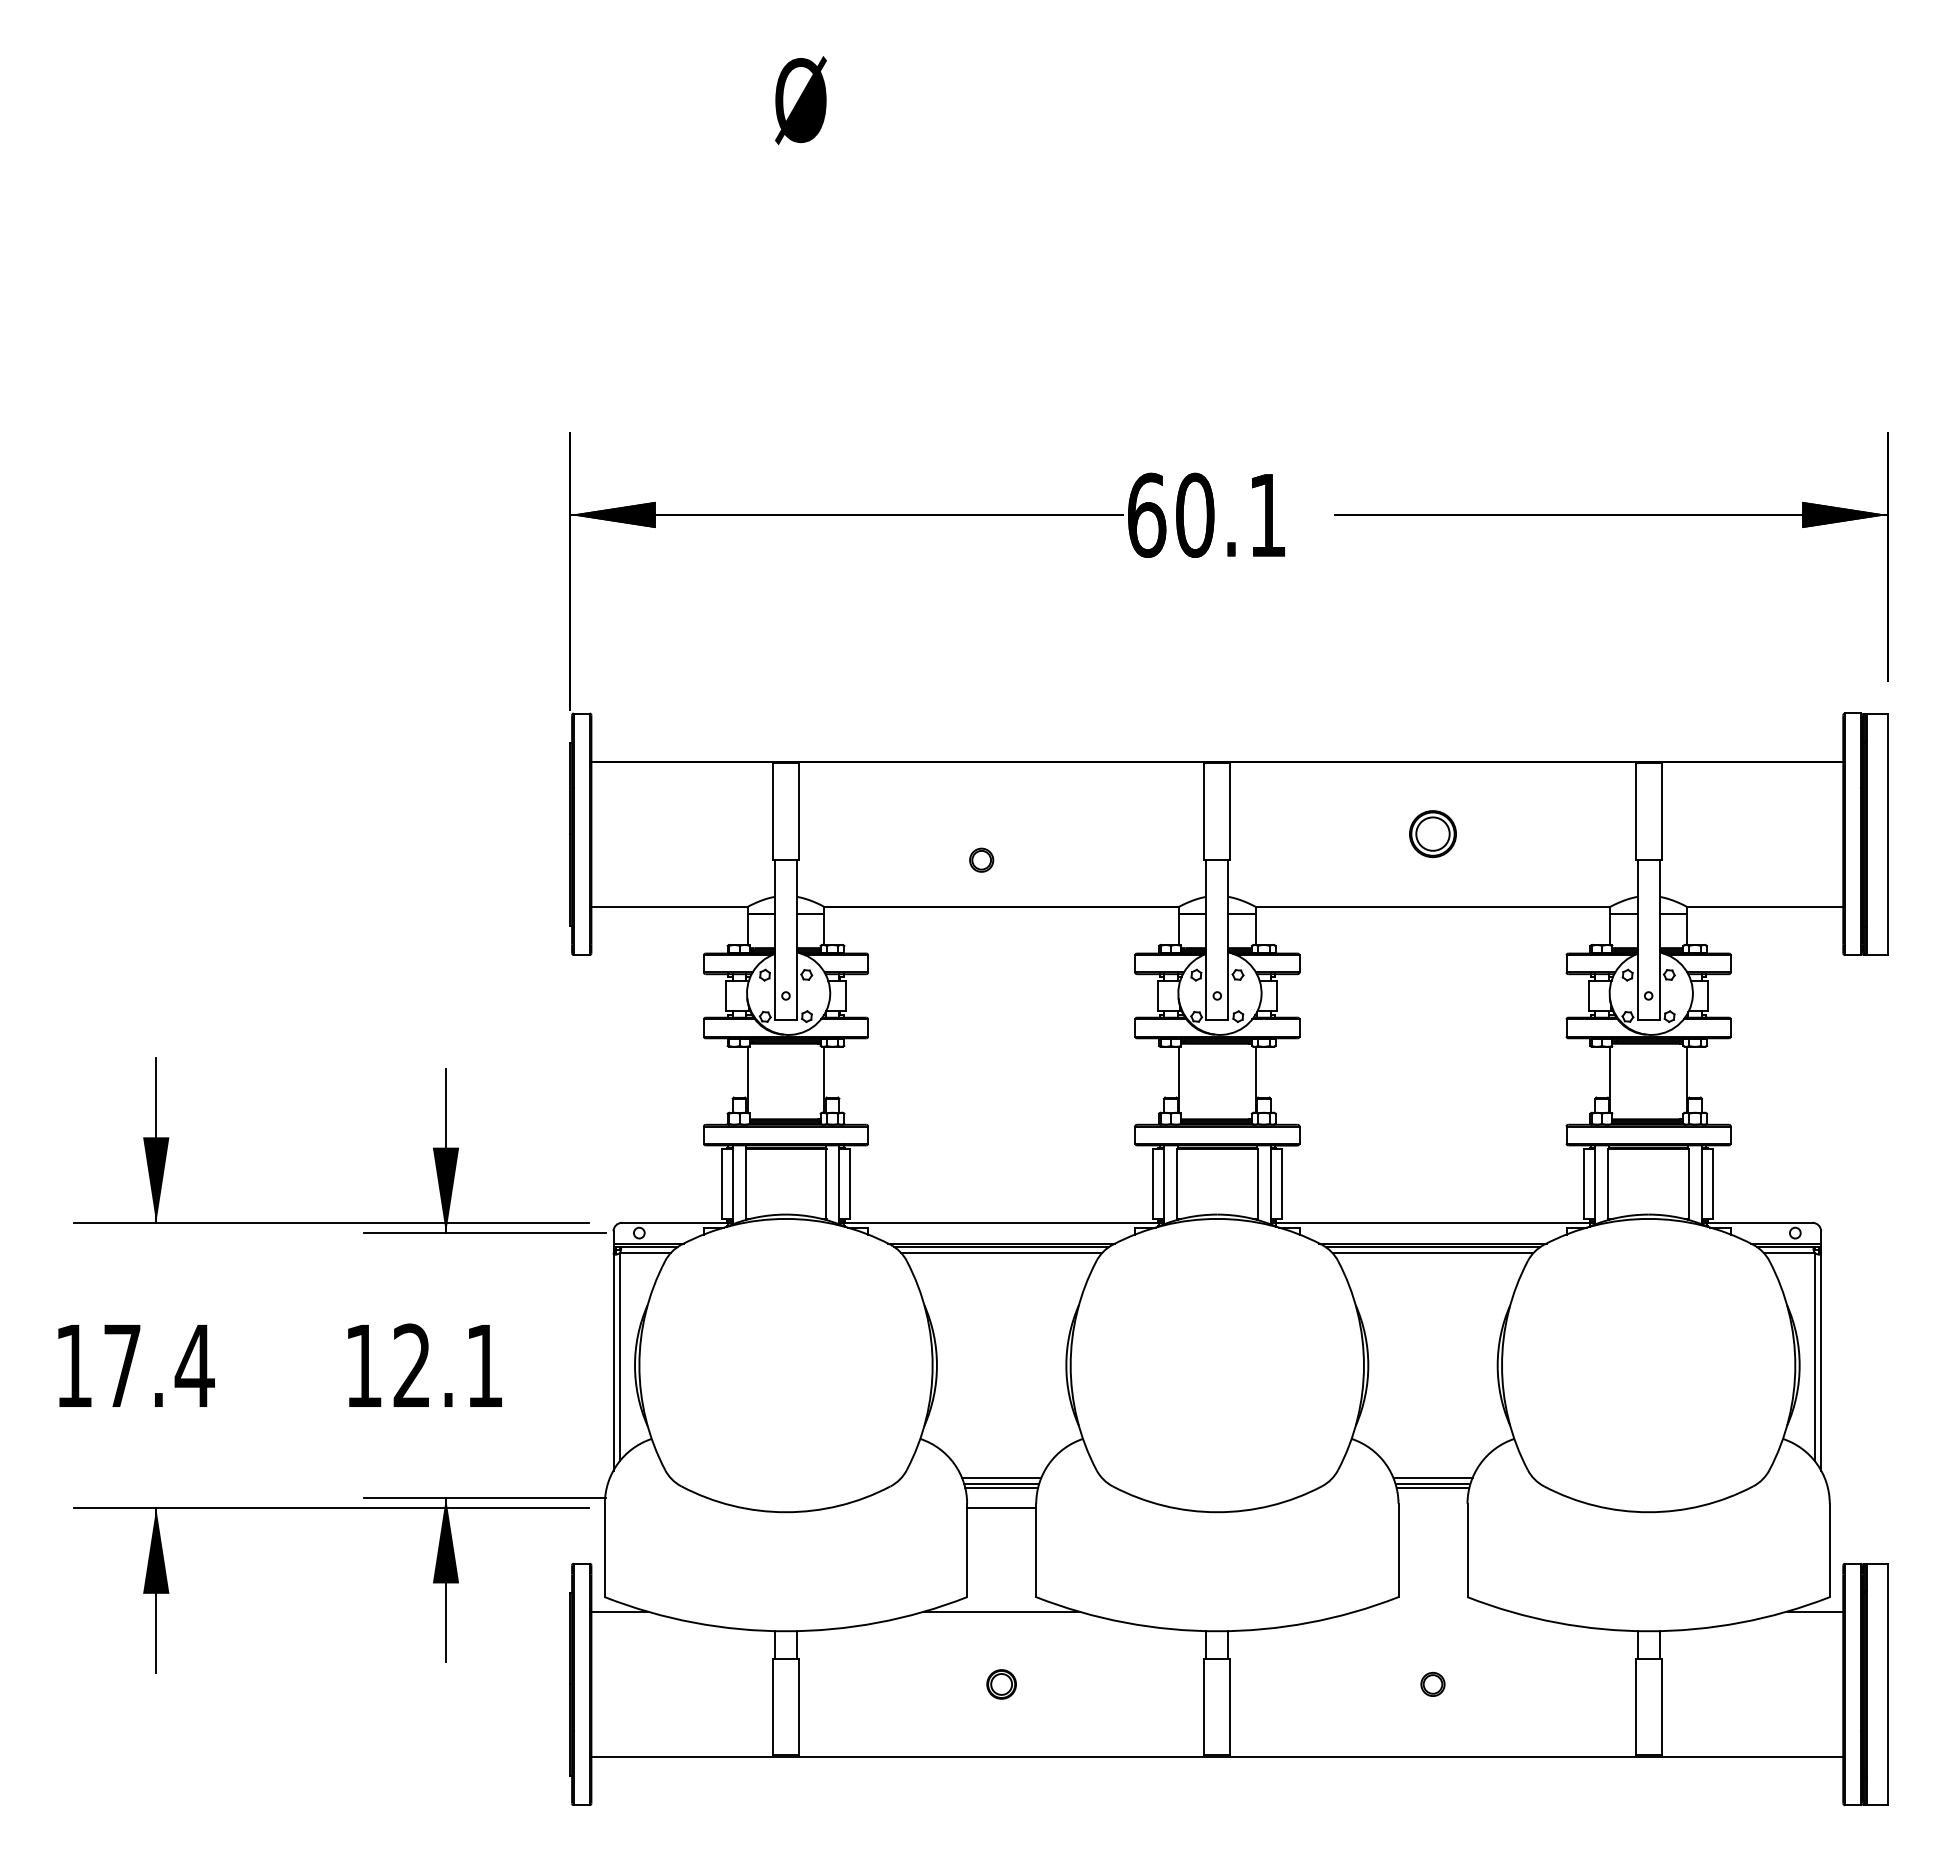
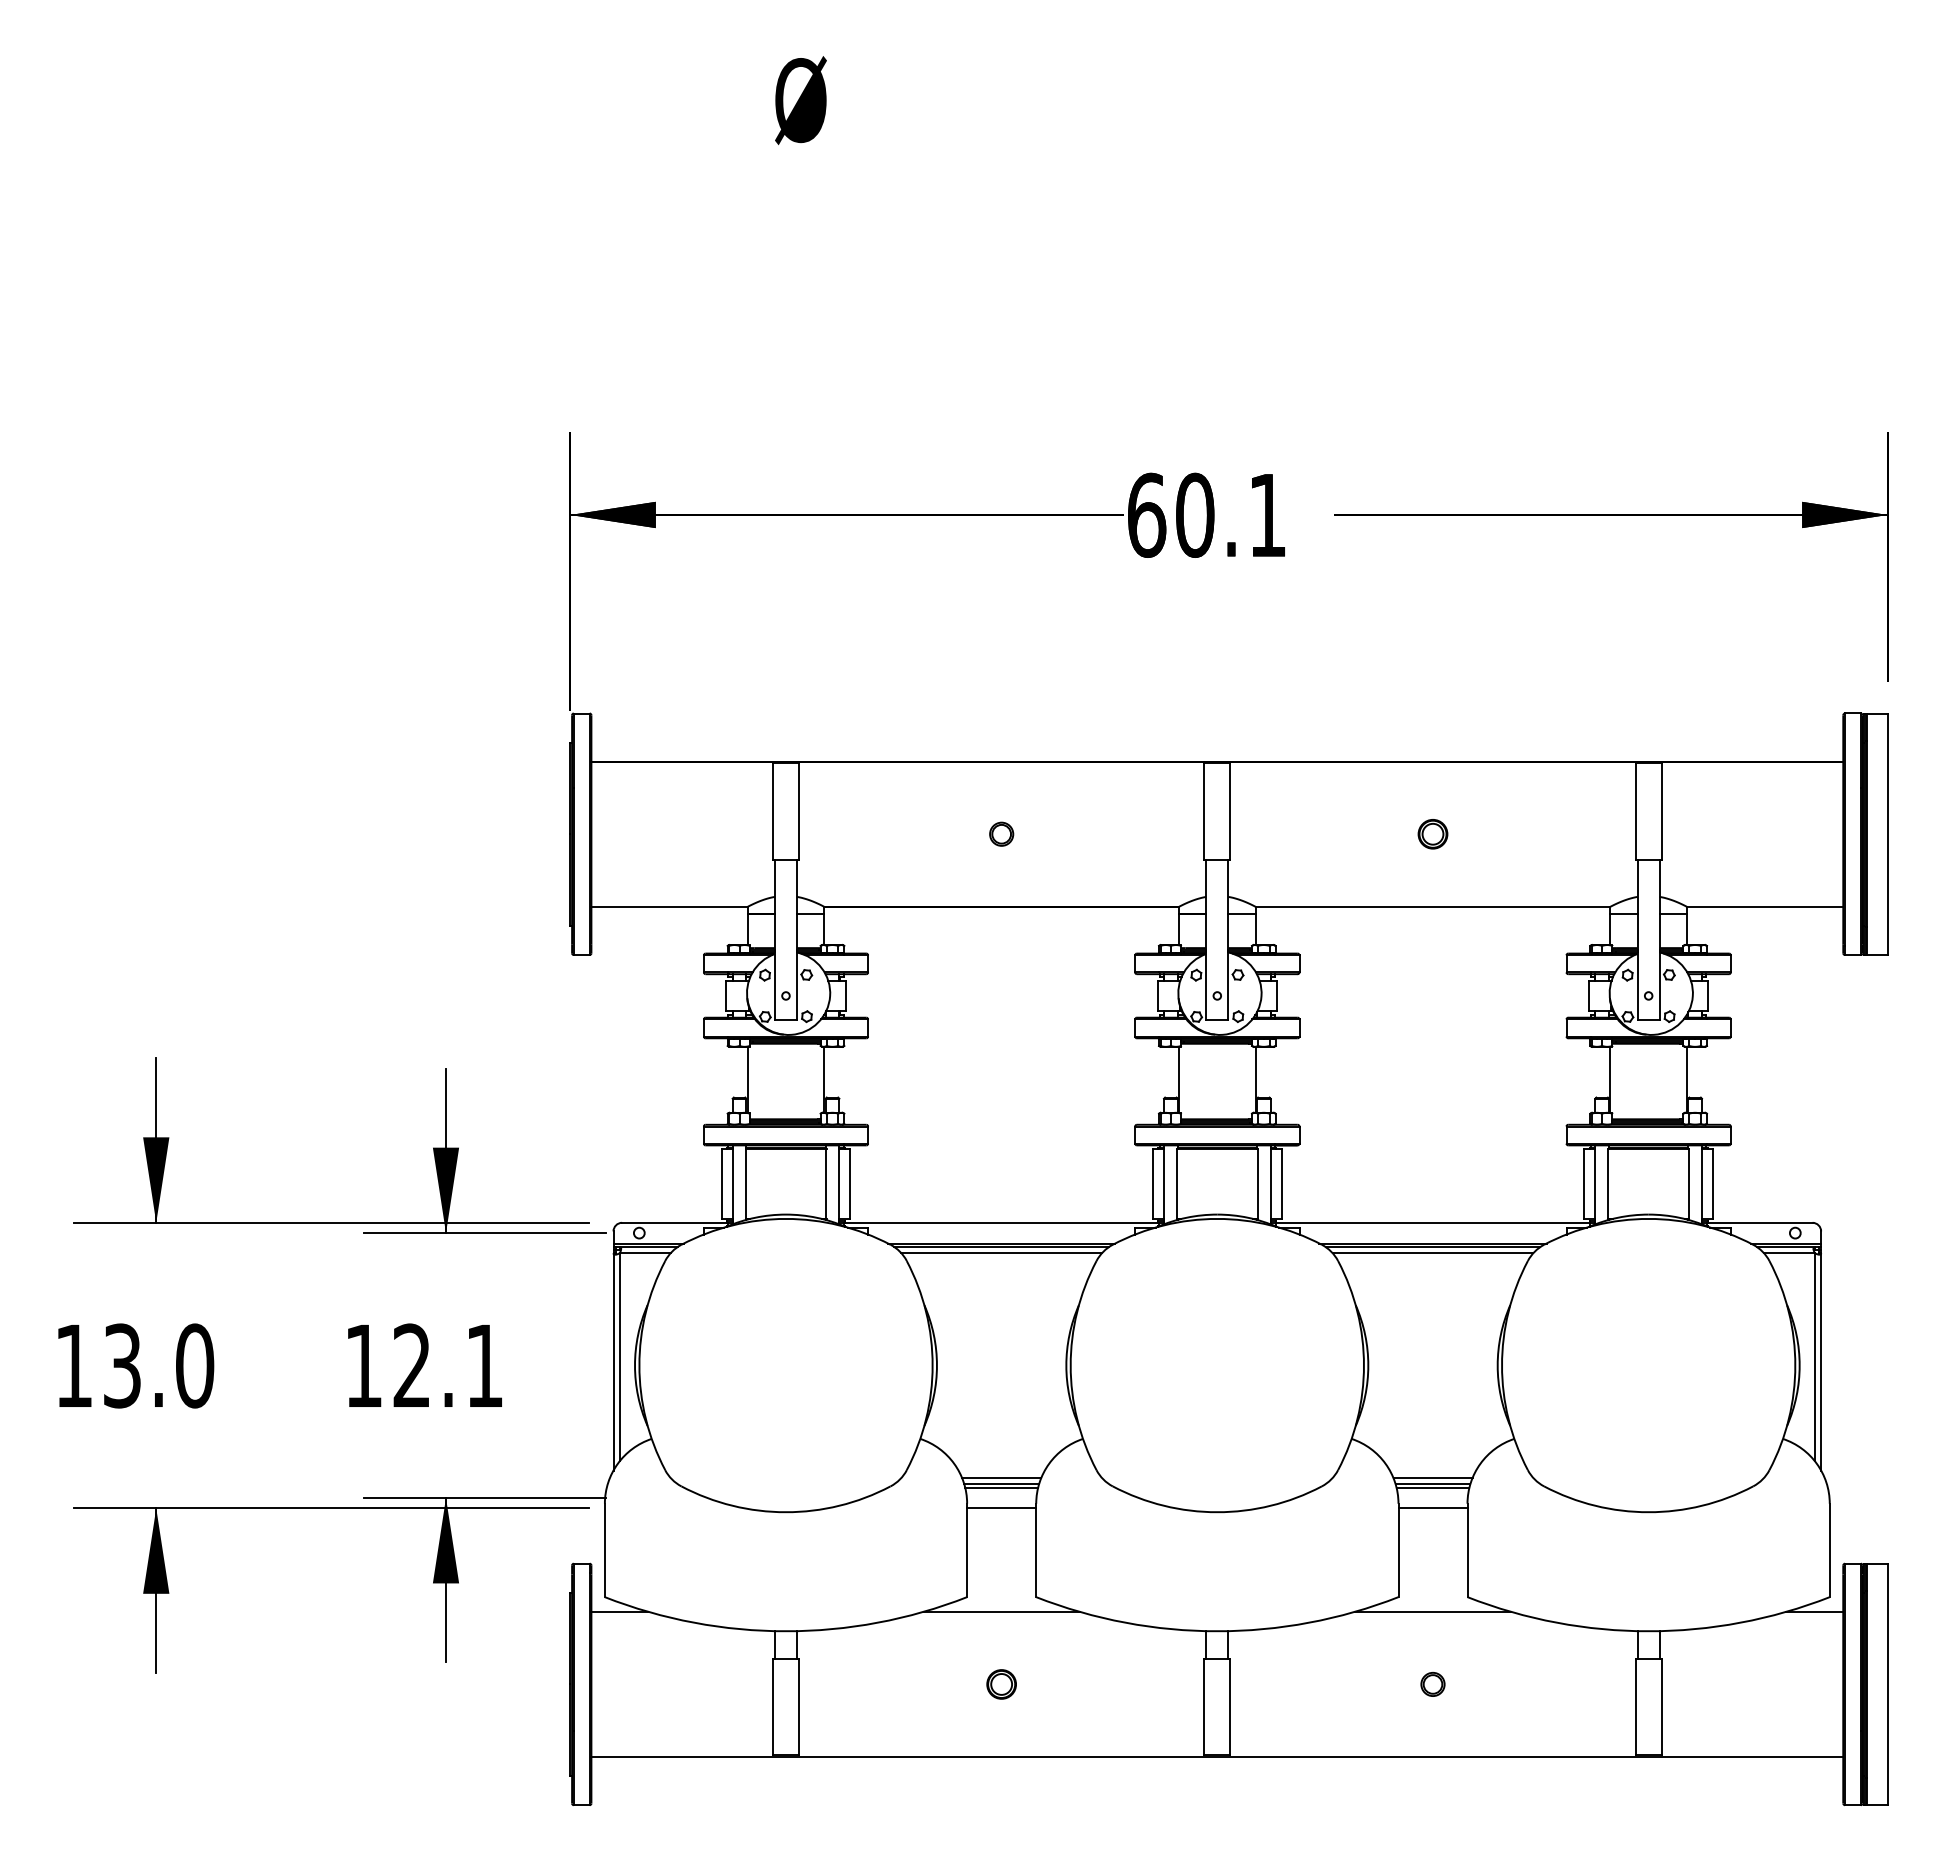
part size: 48x49 px -> 32x31 px (1432, 834)
part position: (981, 859) -> (1001, 833) (1001, 833)
text: 17.4 -> 13.0 (159, 1365)
line: none -> present (1432, 1508)
line: none -> present (1432, 1611)
